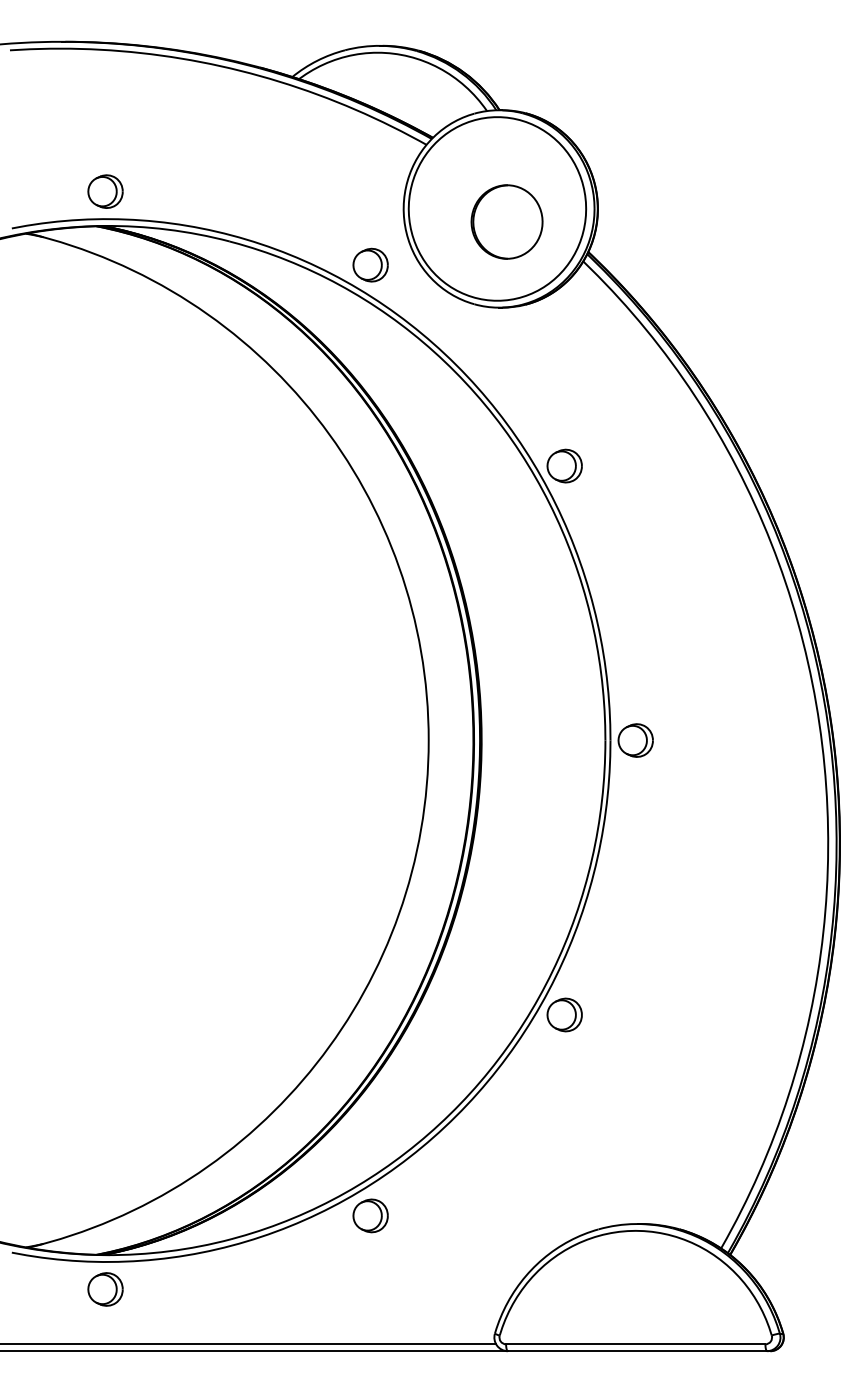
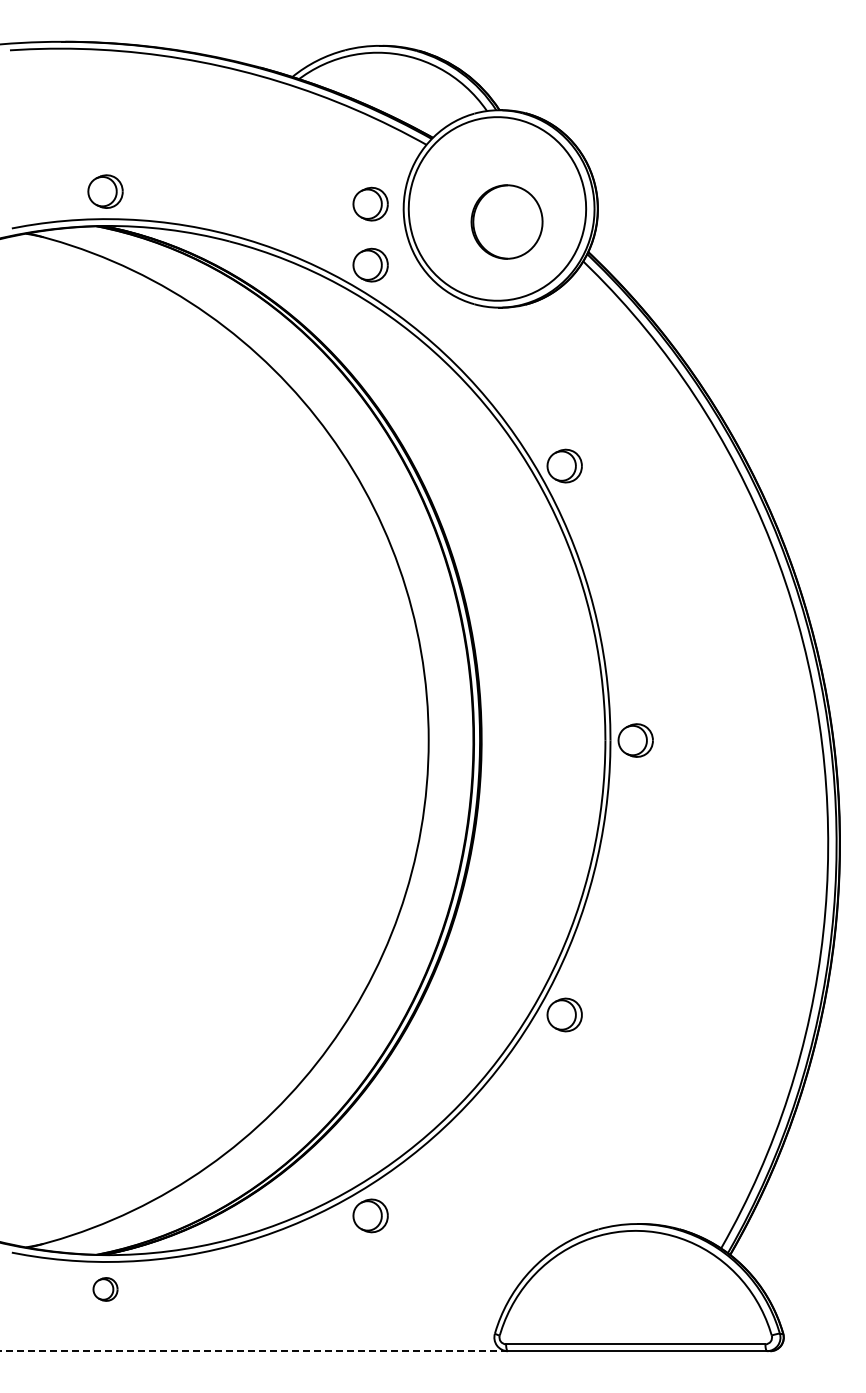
part: none -> present (370, 203)
part size: 37x35 px -> 27x25 px (105, 1289)
line: present -> none (249, 1344)
line: solid -> dashed (254, 1351)
